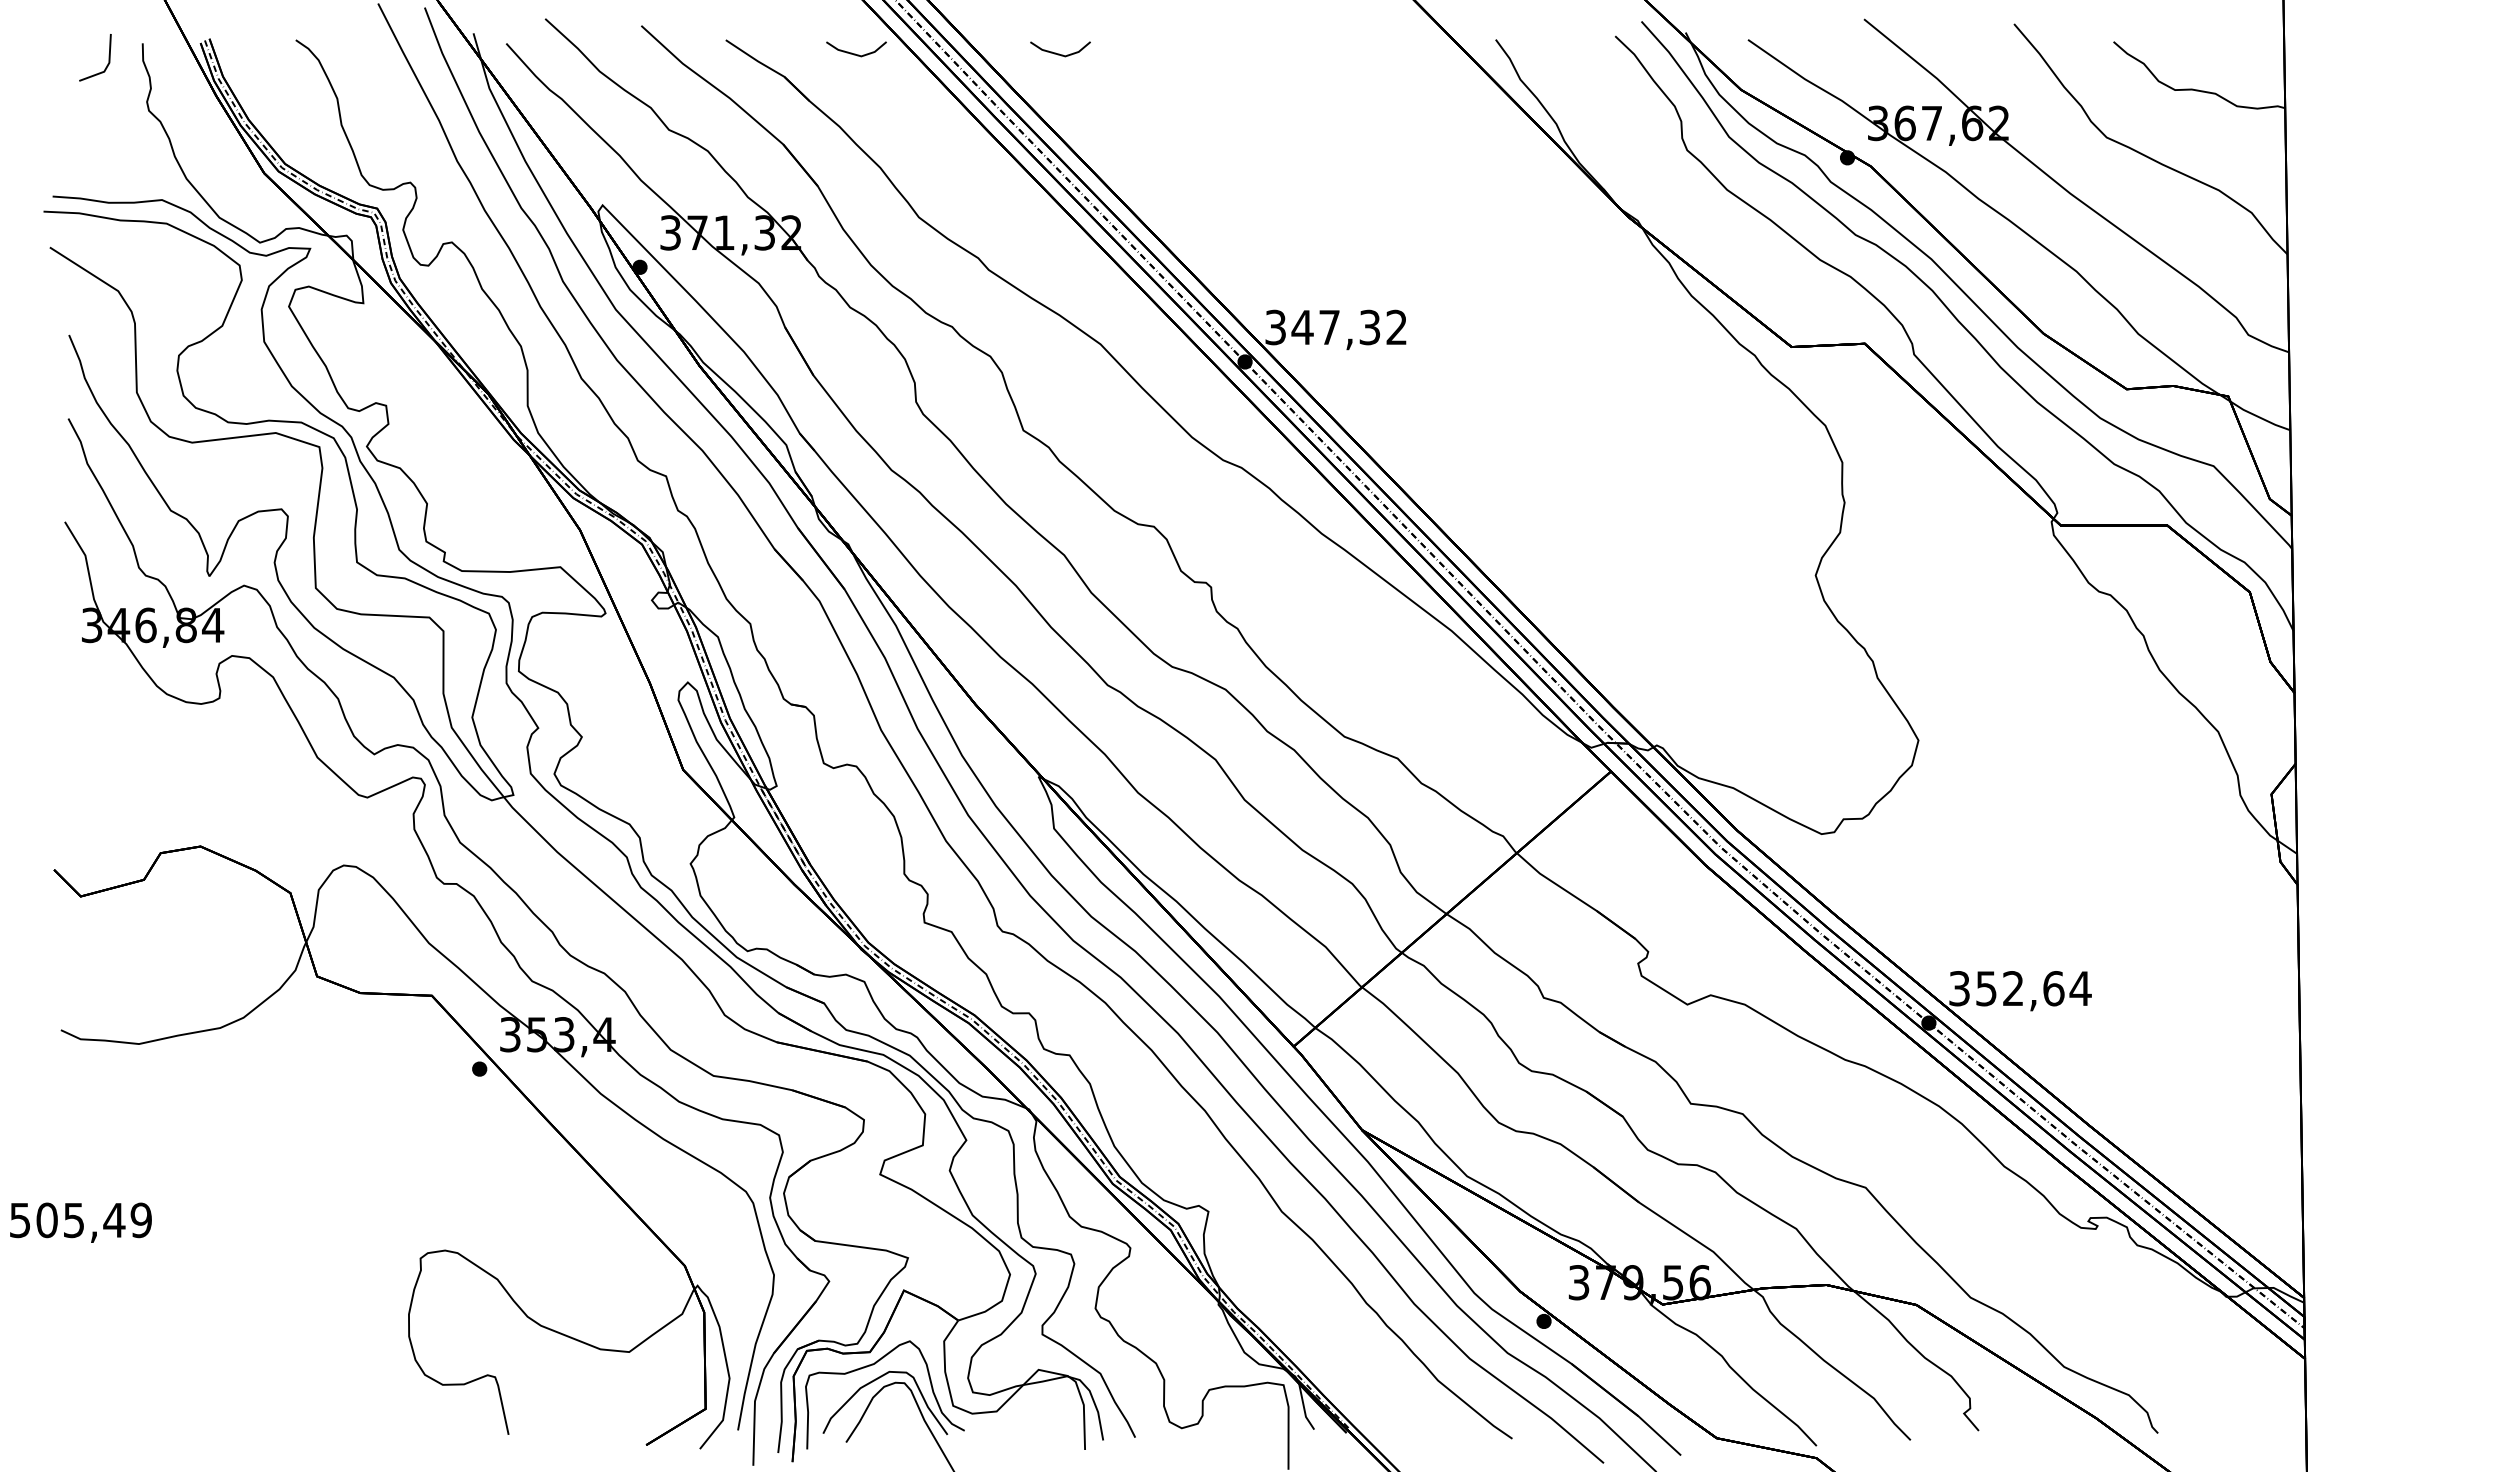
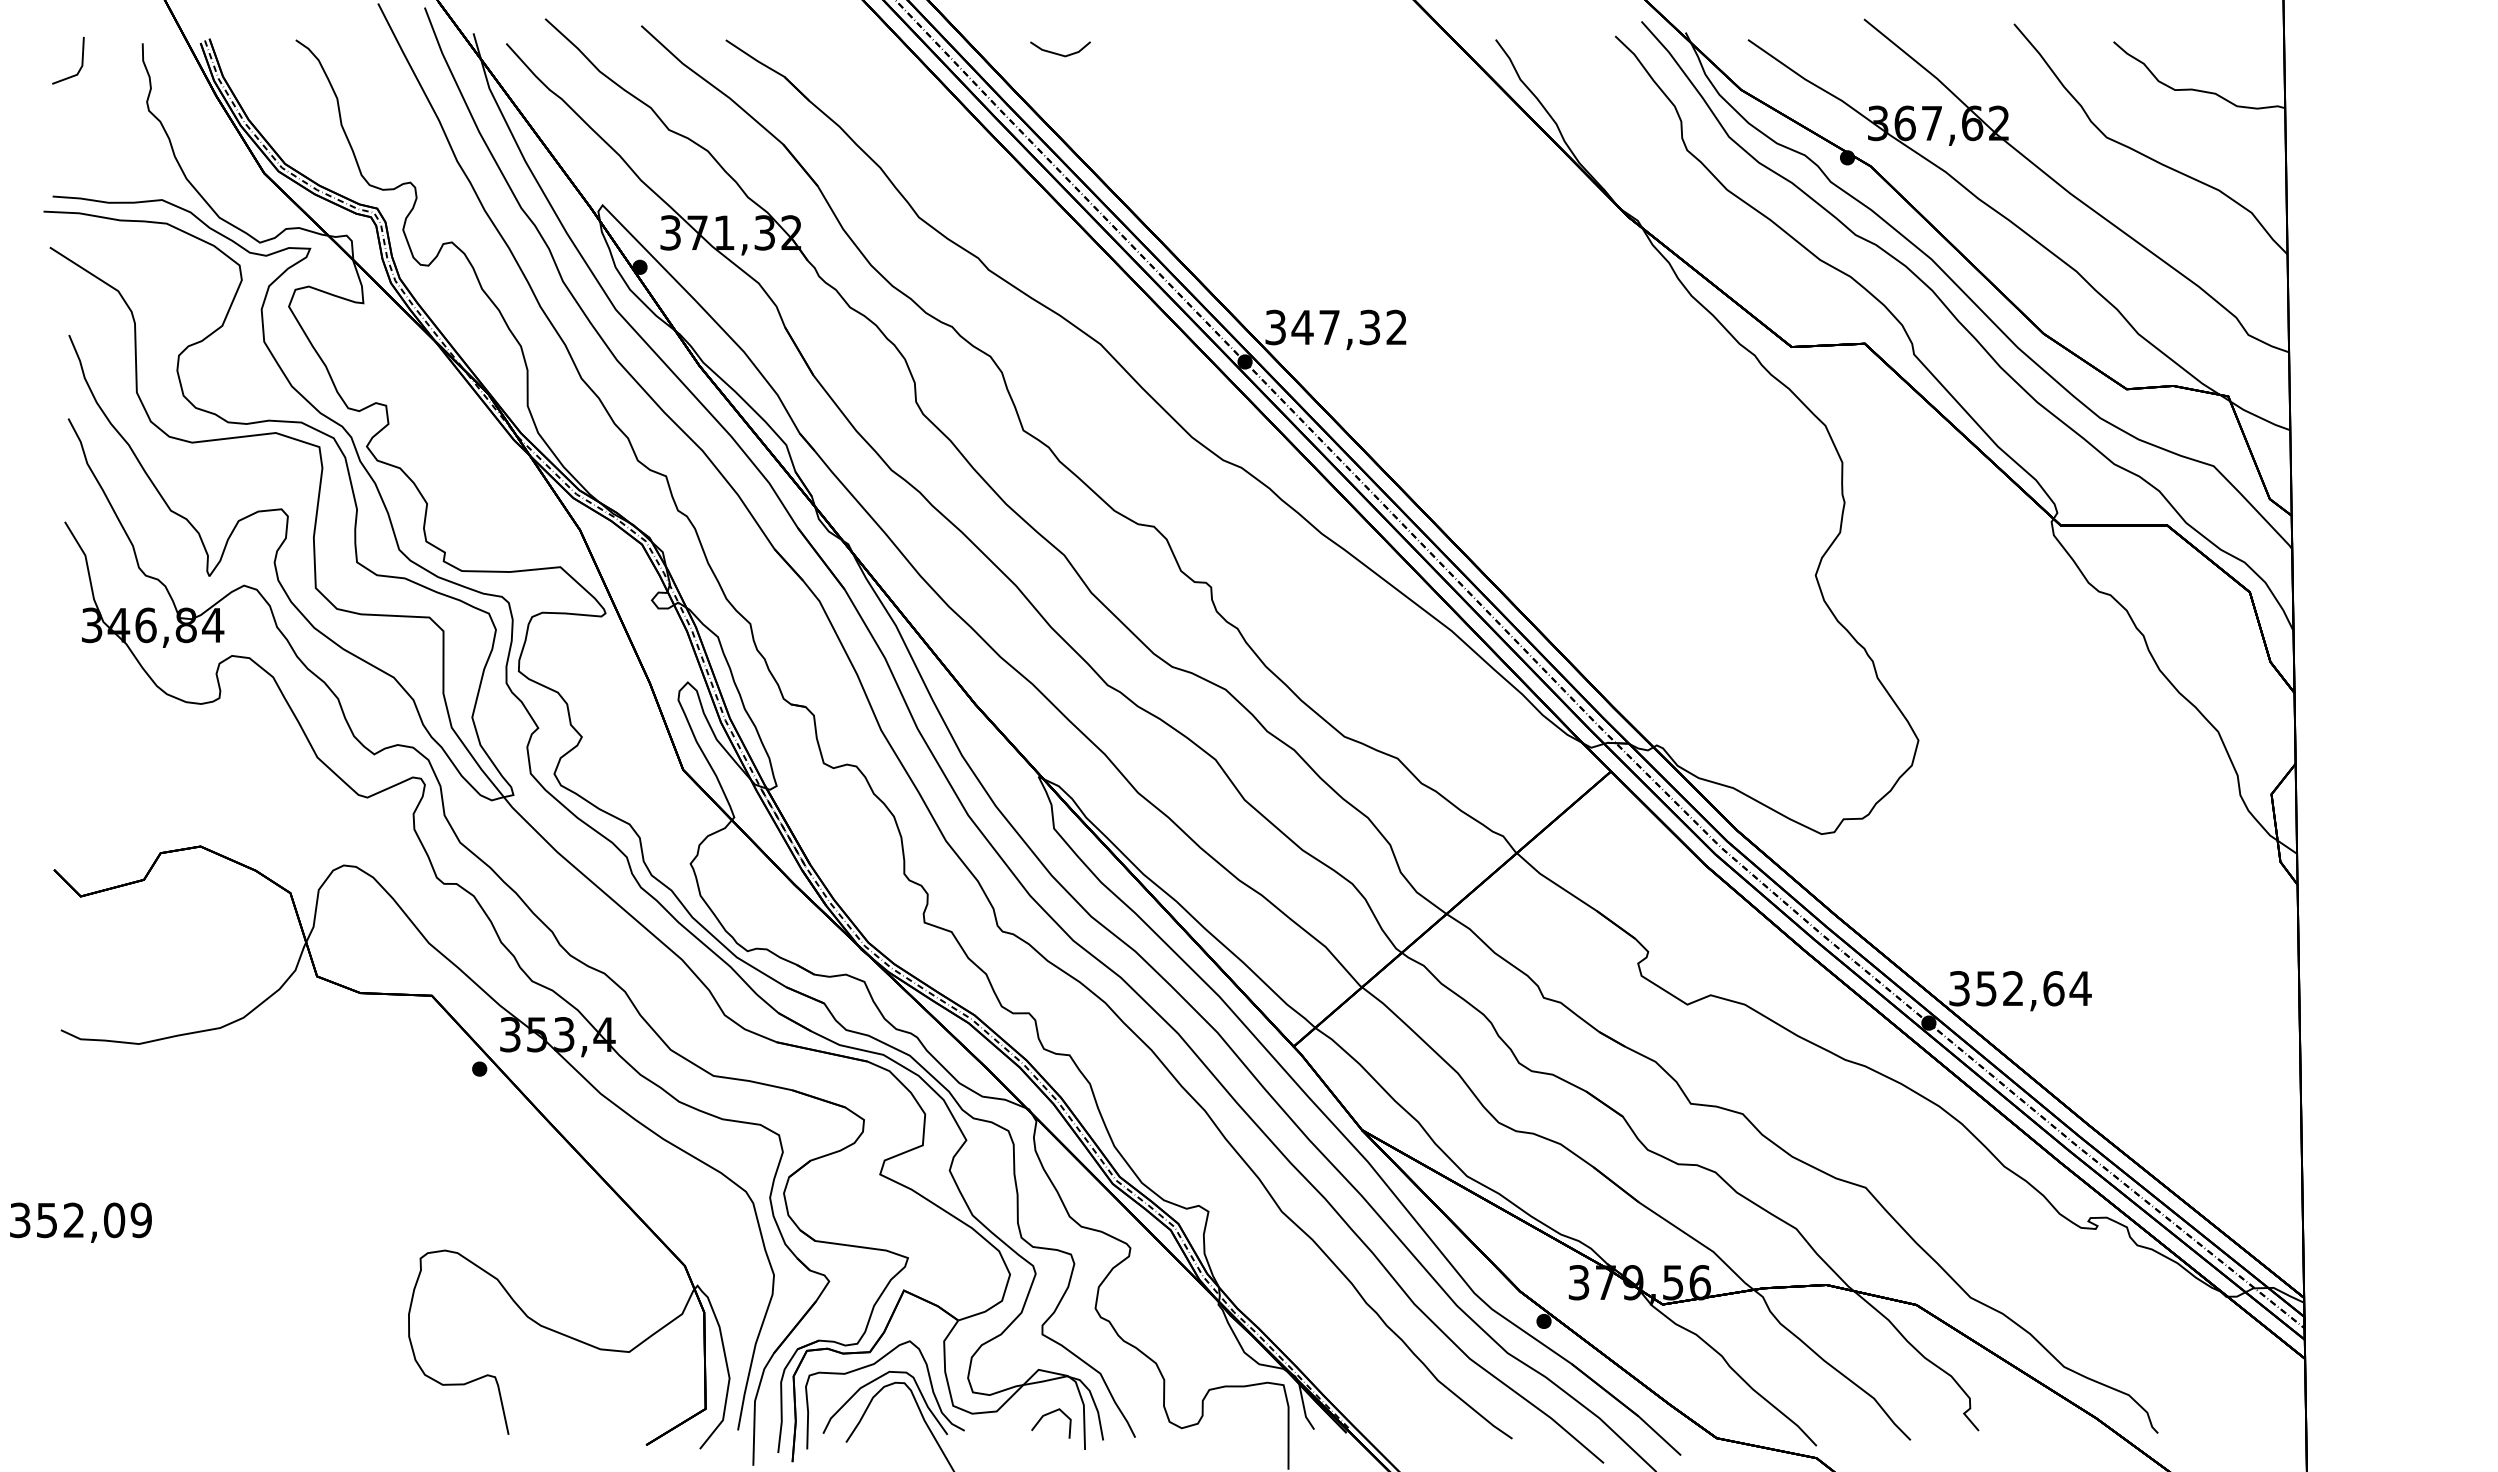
line: present -> none (855, 53)
line position: (108, 57) -> (81, 60) (81, 60)
text: 505,49 -> 352,09 (67, 1220)
line: none -> present (1047, 1415)
